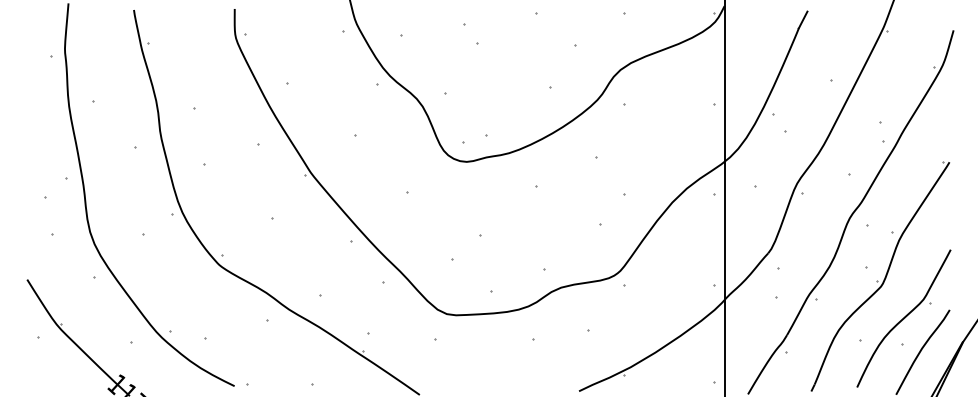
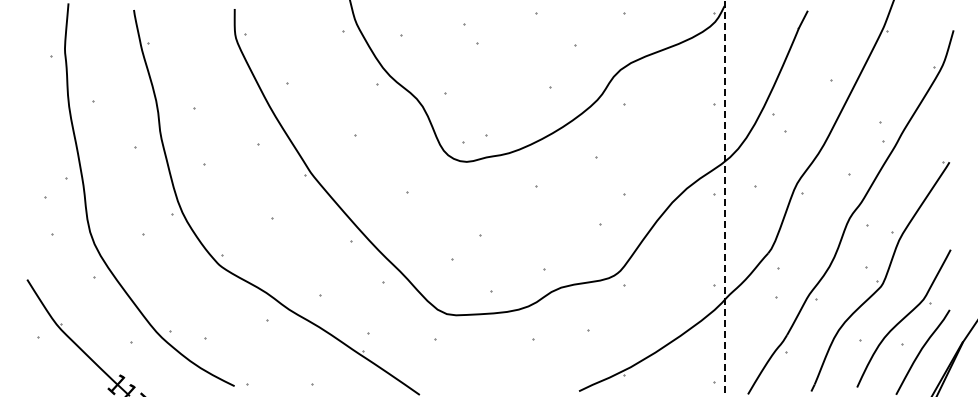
line: solid -> dashed (725, 199)
